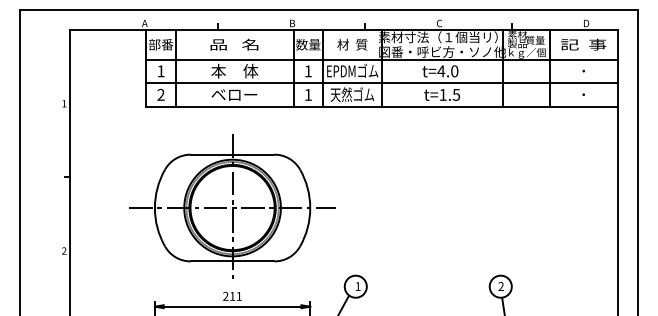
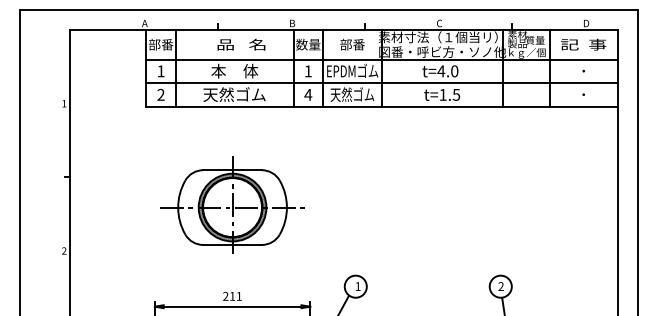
text position: (234, 44) -> (241, 44) (241, 44)
text: 材  質 -> 部番 (352, 44)
text: ベロー -> 天然ゴム (234, 94)
text: 1 -> 4 (308, 94)
part size: 207x145 px -> 145x98 px (232, 204)
